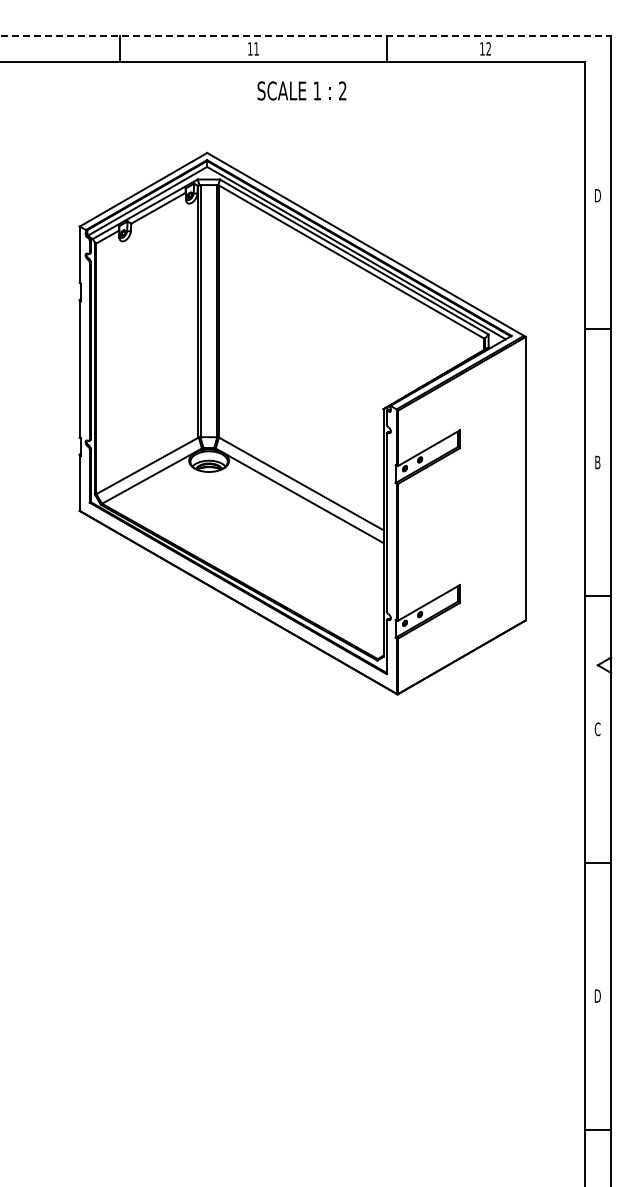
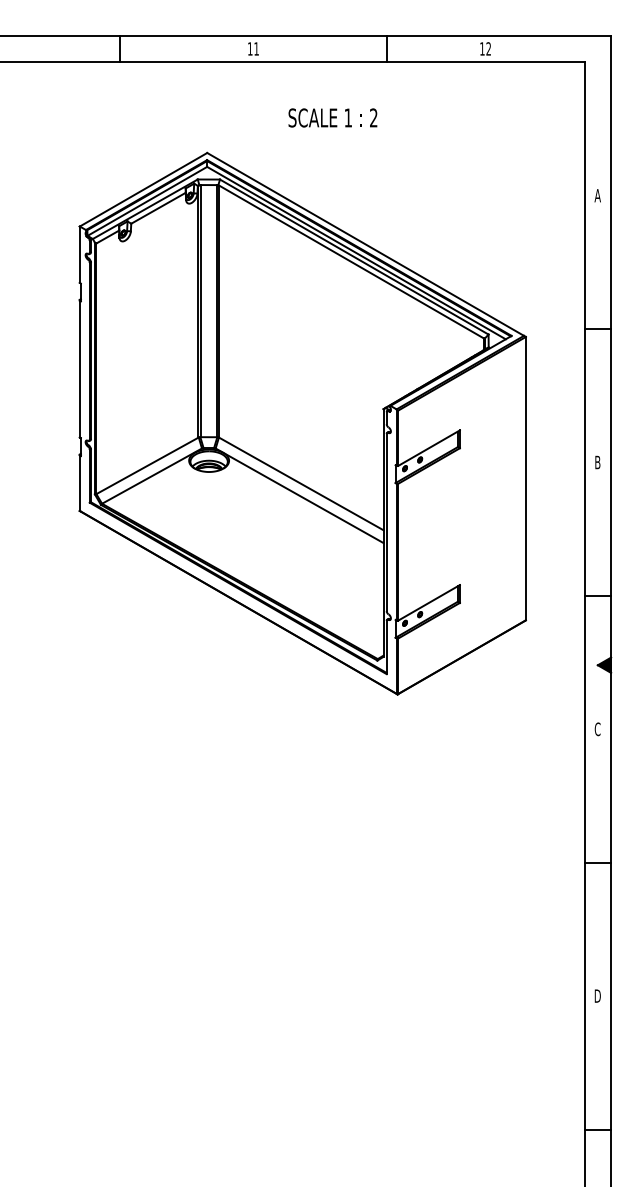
line: dashed -> solid (306, 35)
text position: (301, 90) -> (332, 117) (332, 117)
text: D -> A (597, 195)
fill: none -> present (604, 664)
